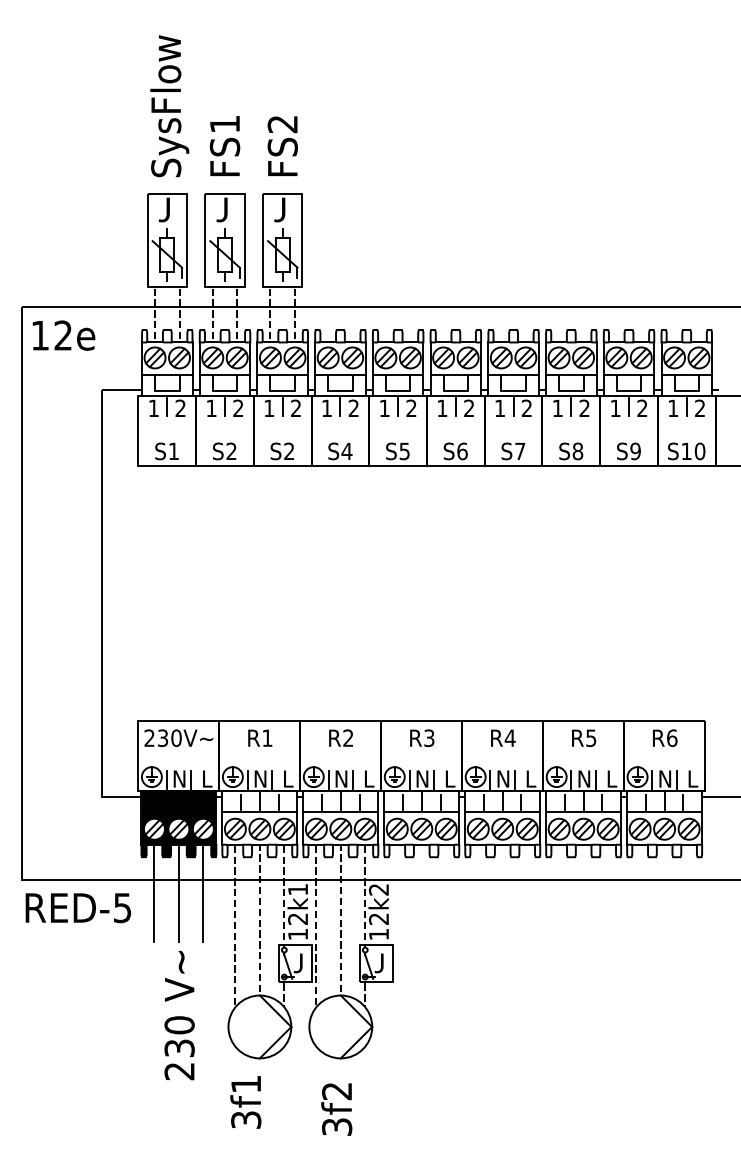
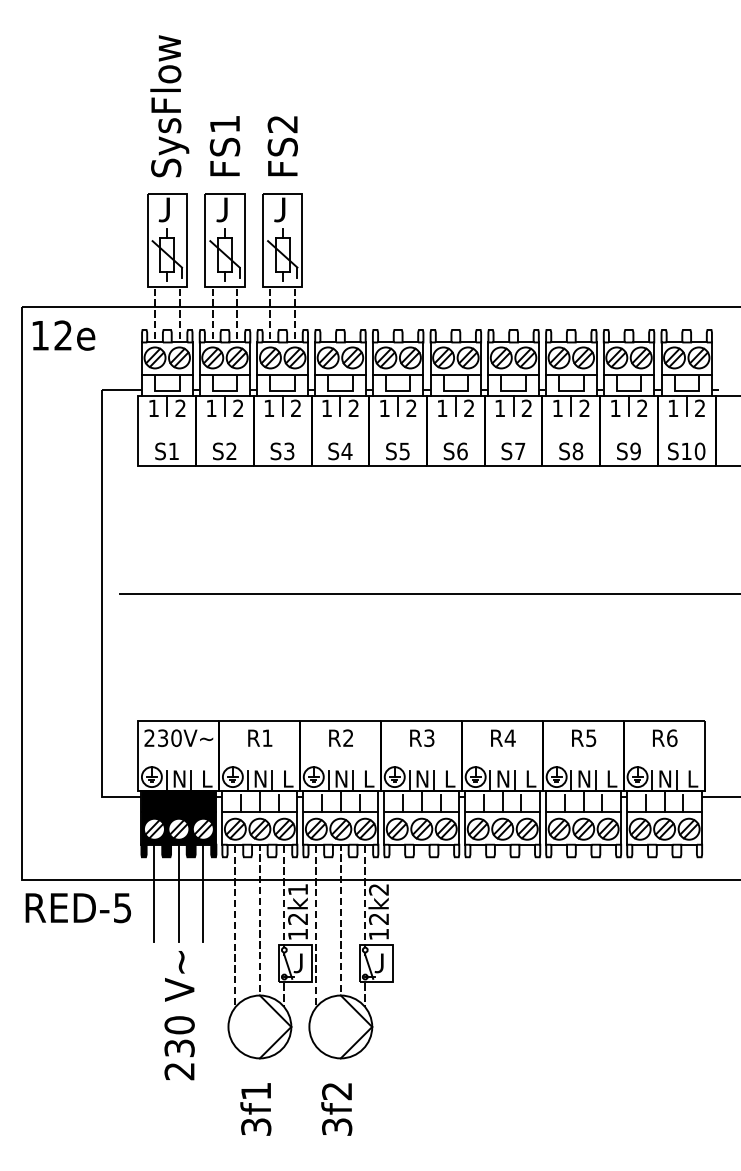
text: S2 -> S3 (289, 451)
line: none -> present (428, 593)
text position: (245, 1102) -> (255, 1109) (255, 1109)
